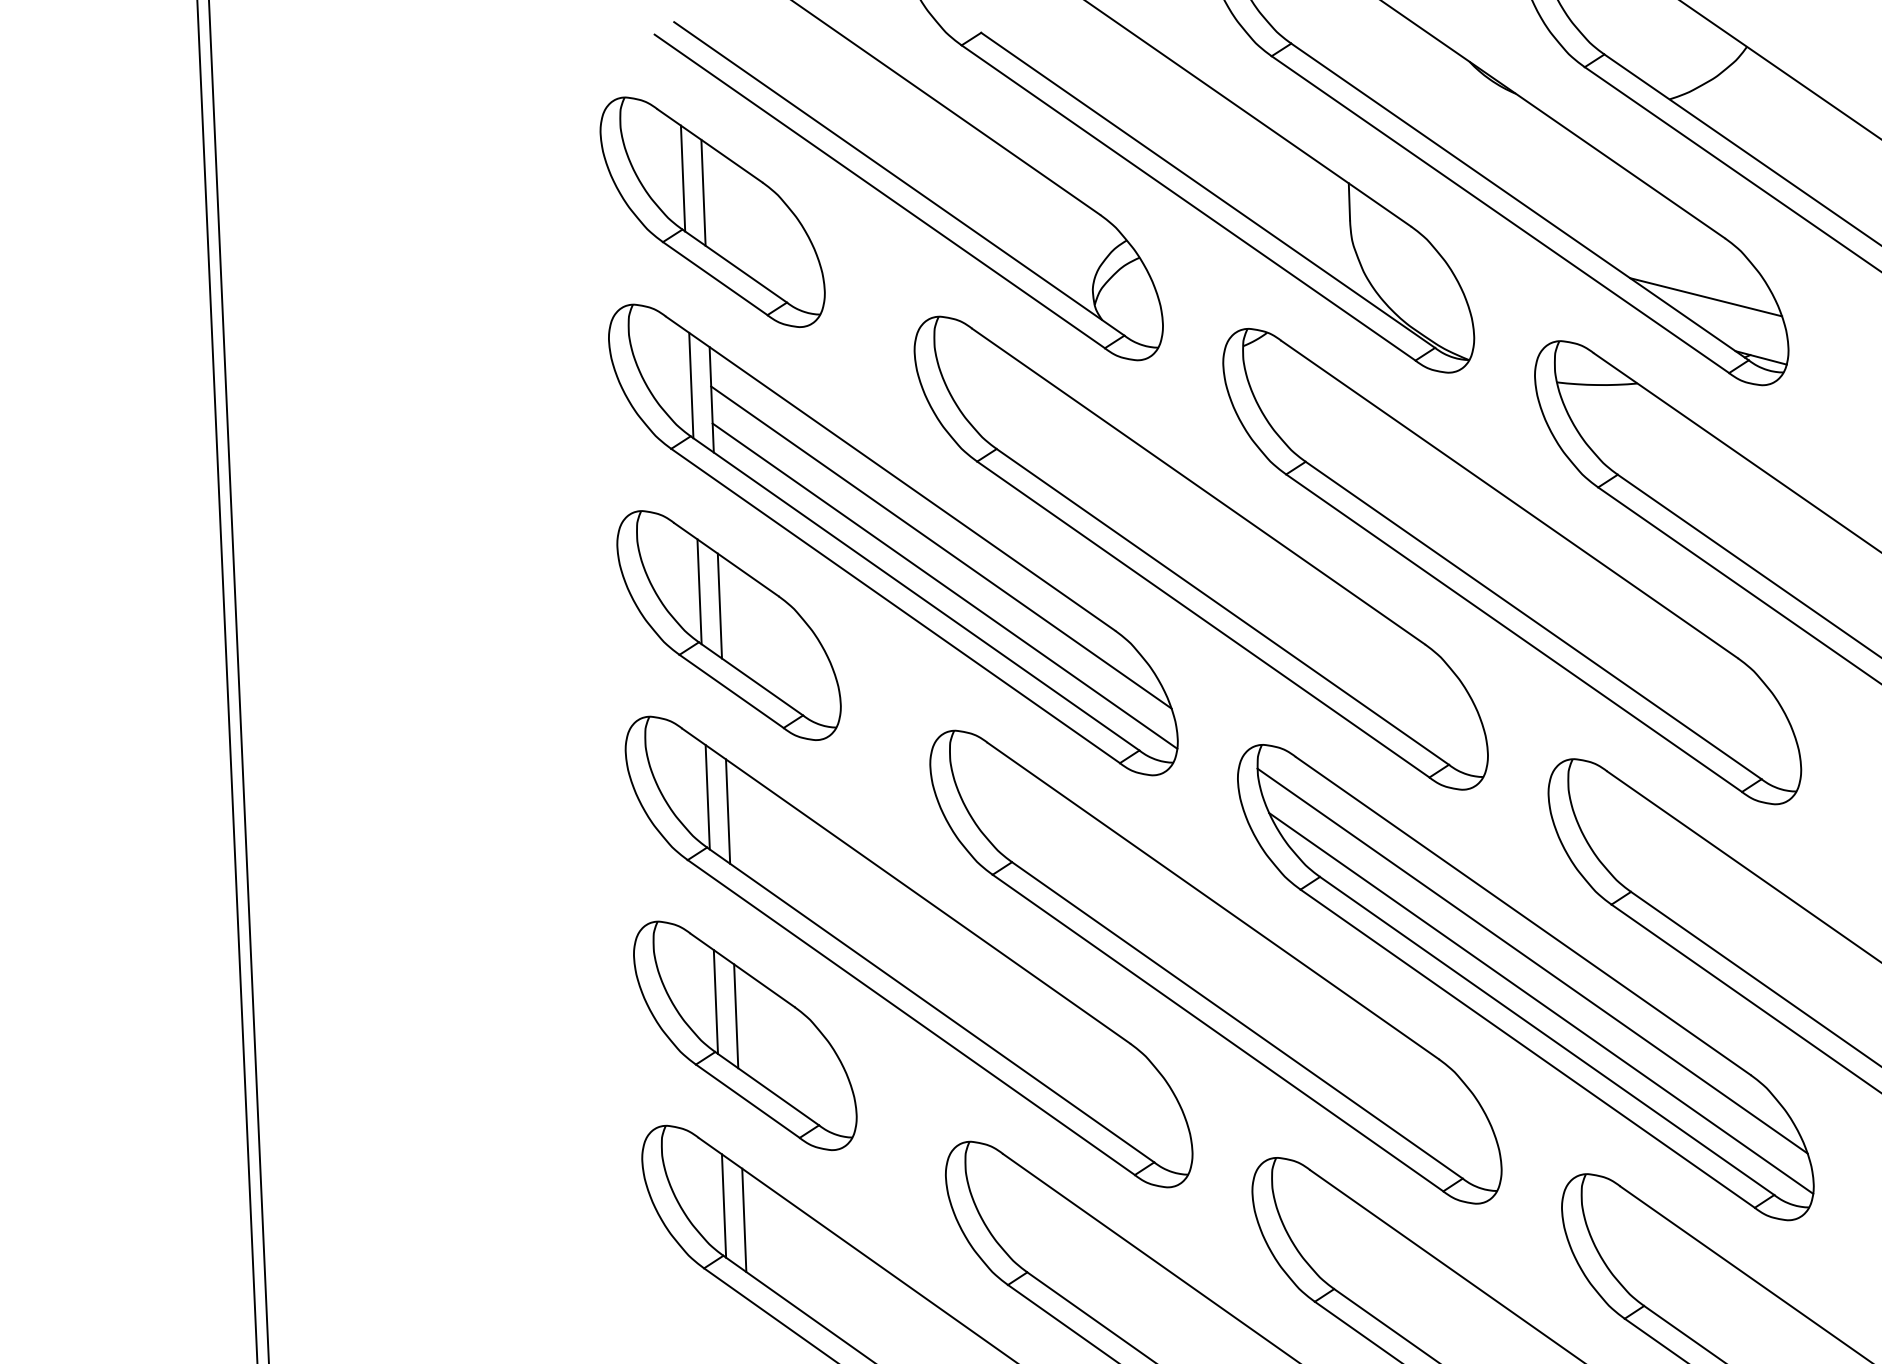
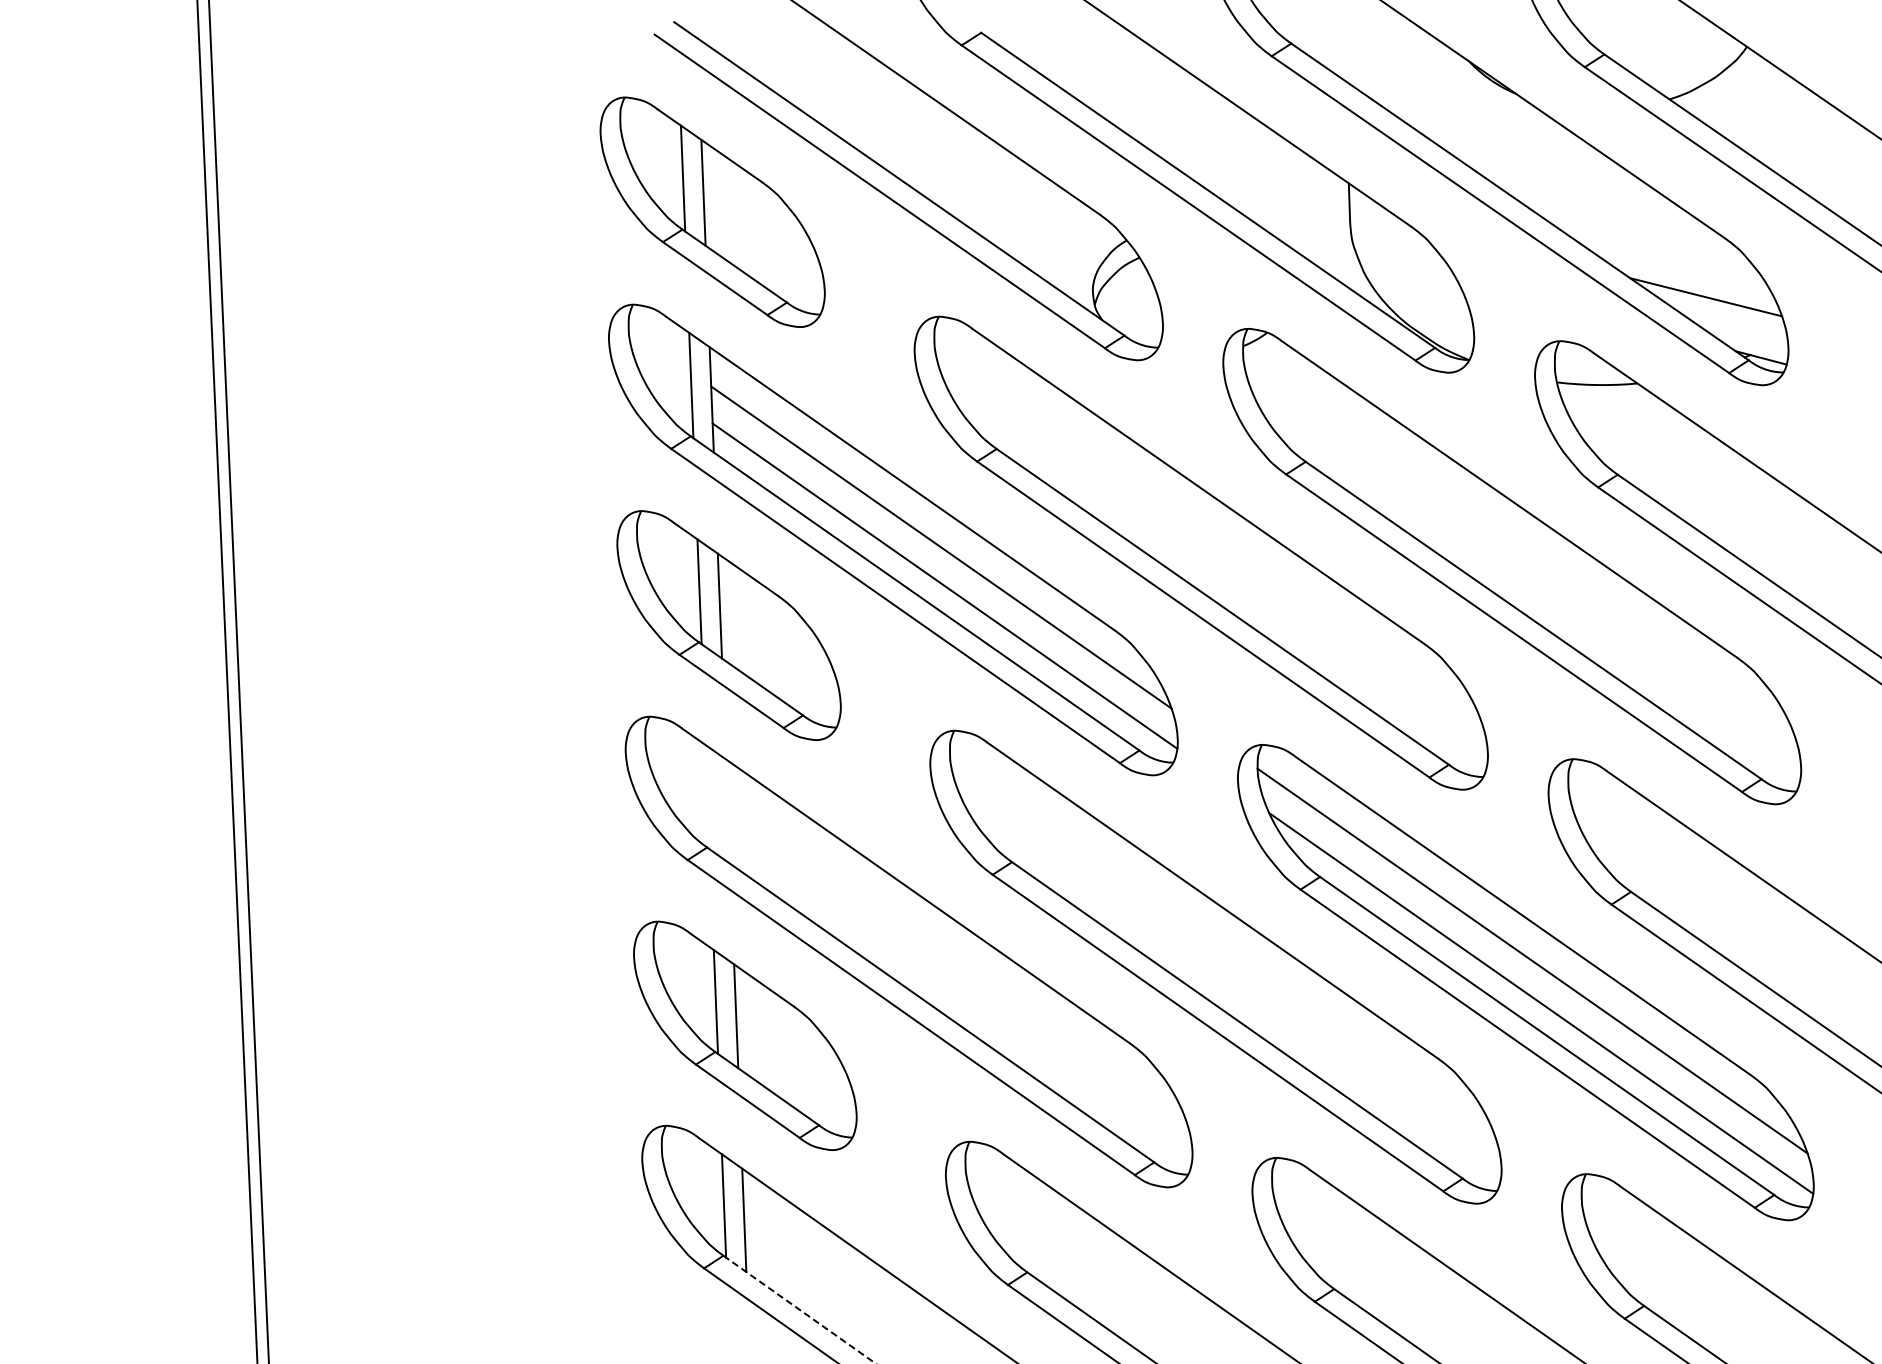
line: present -> none (707, 797)
line: present -> none (728, 811)
line: solid -> dashed (800, 1310)
